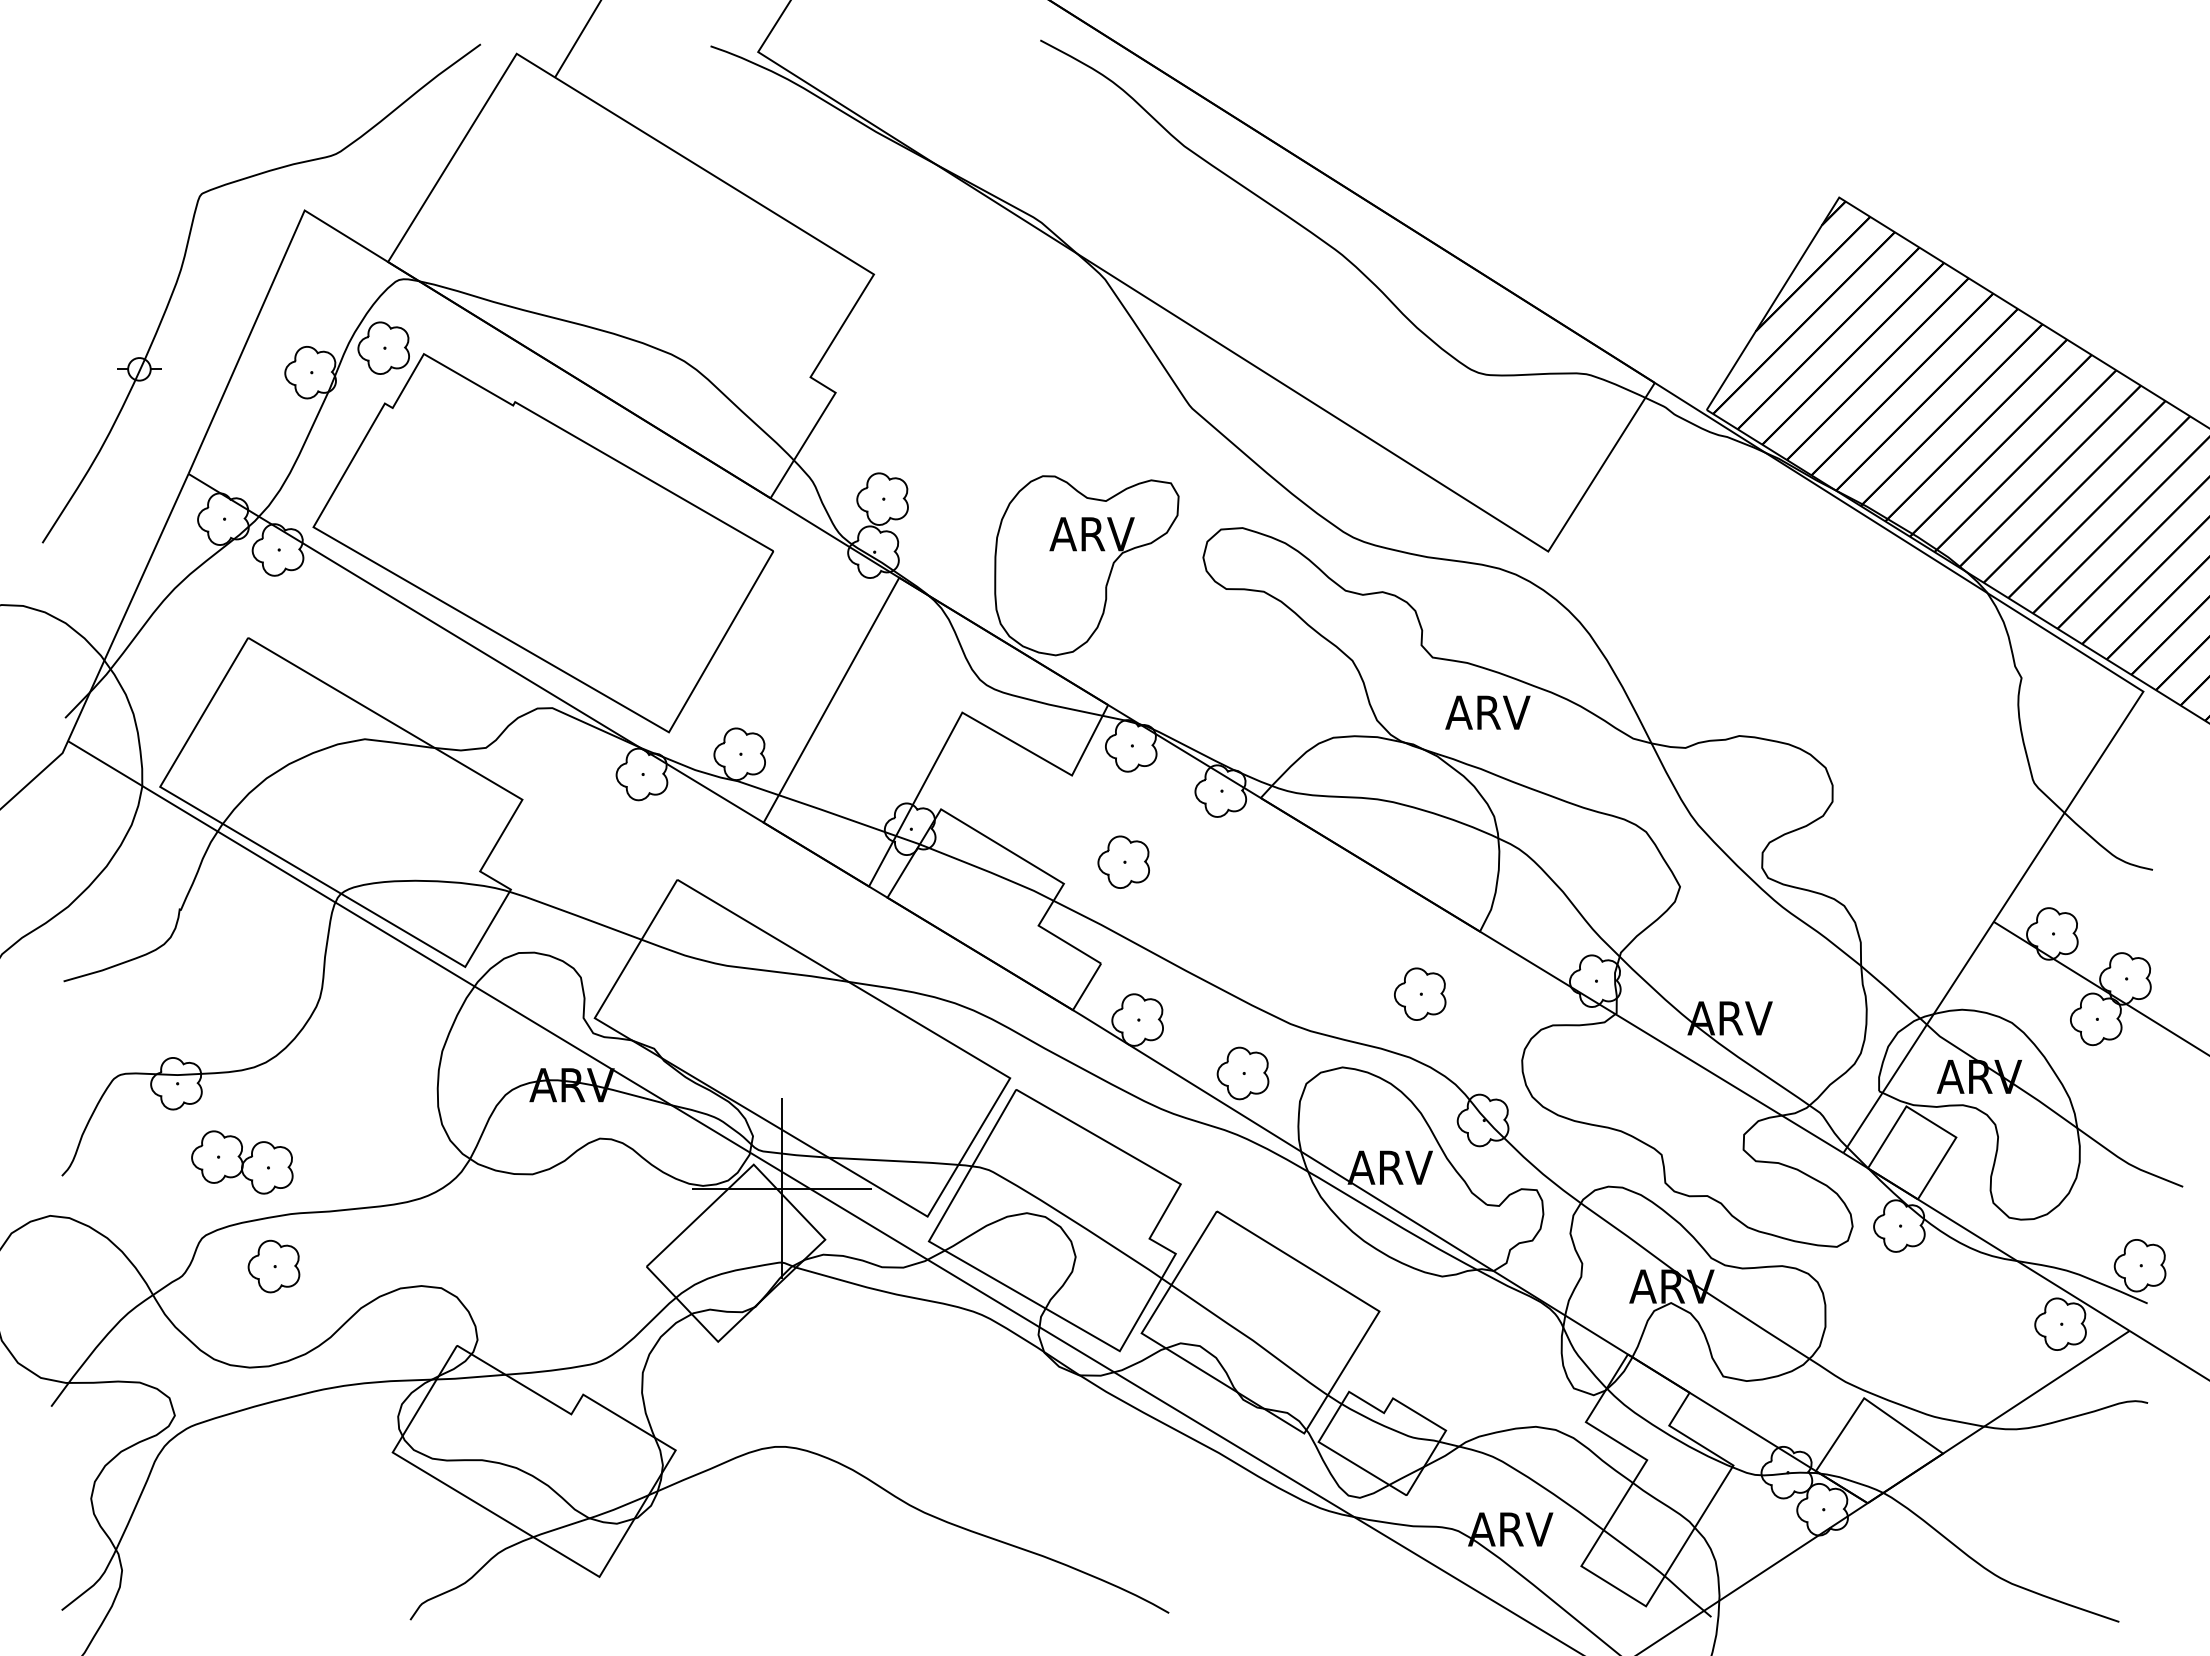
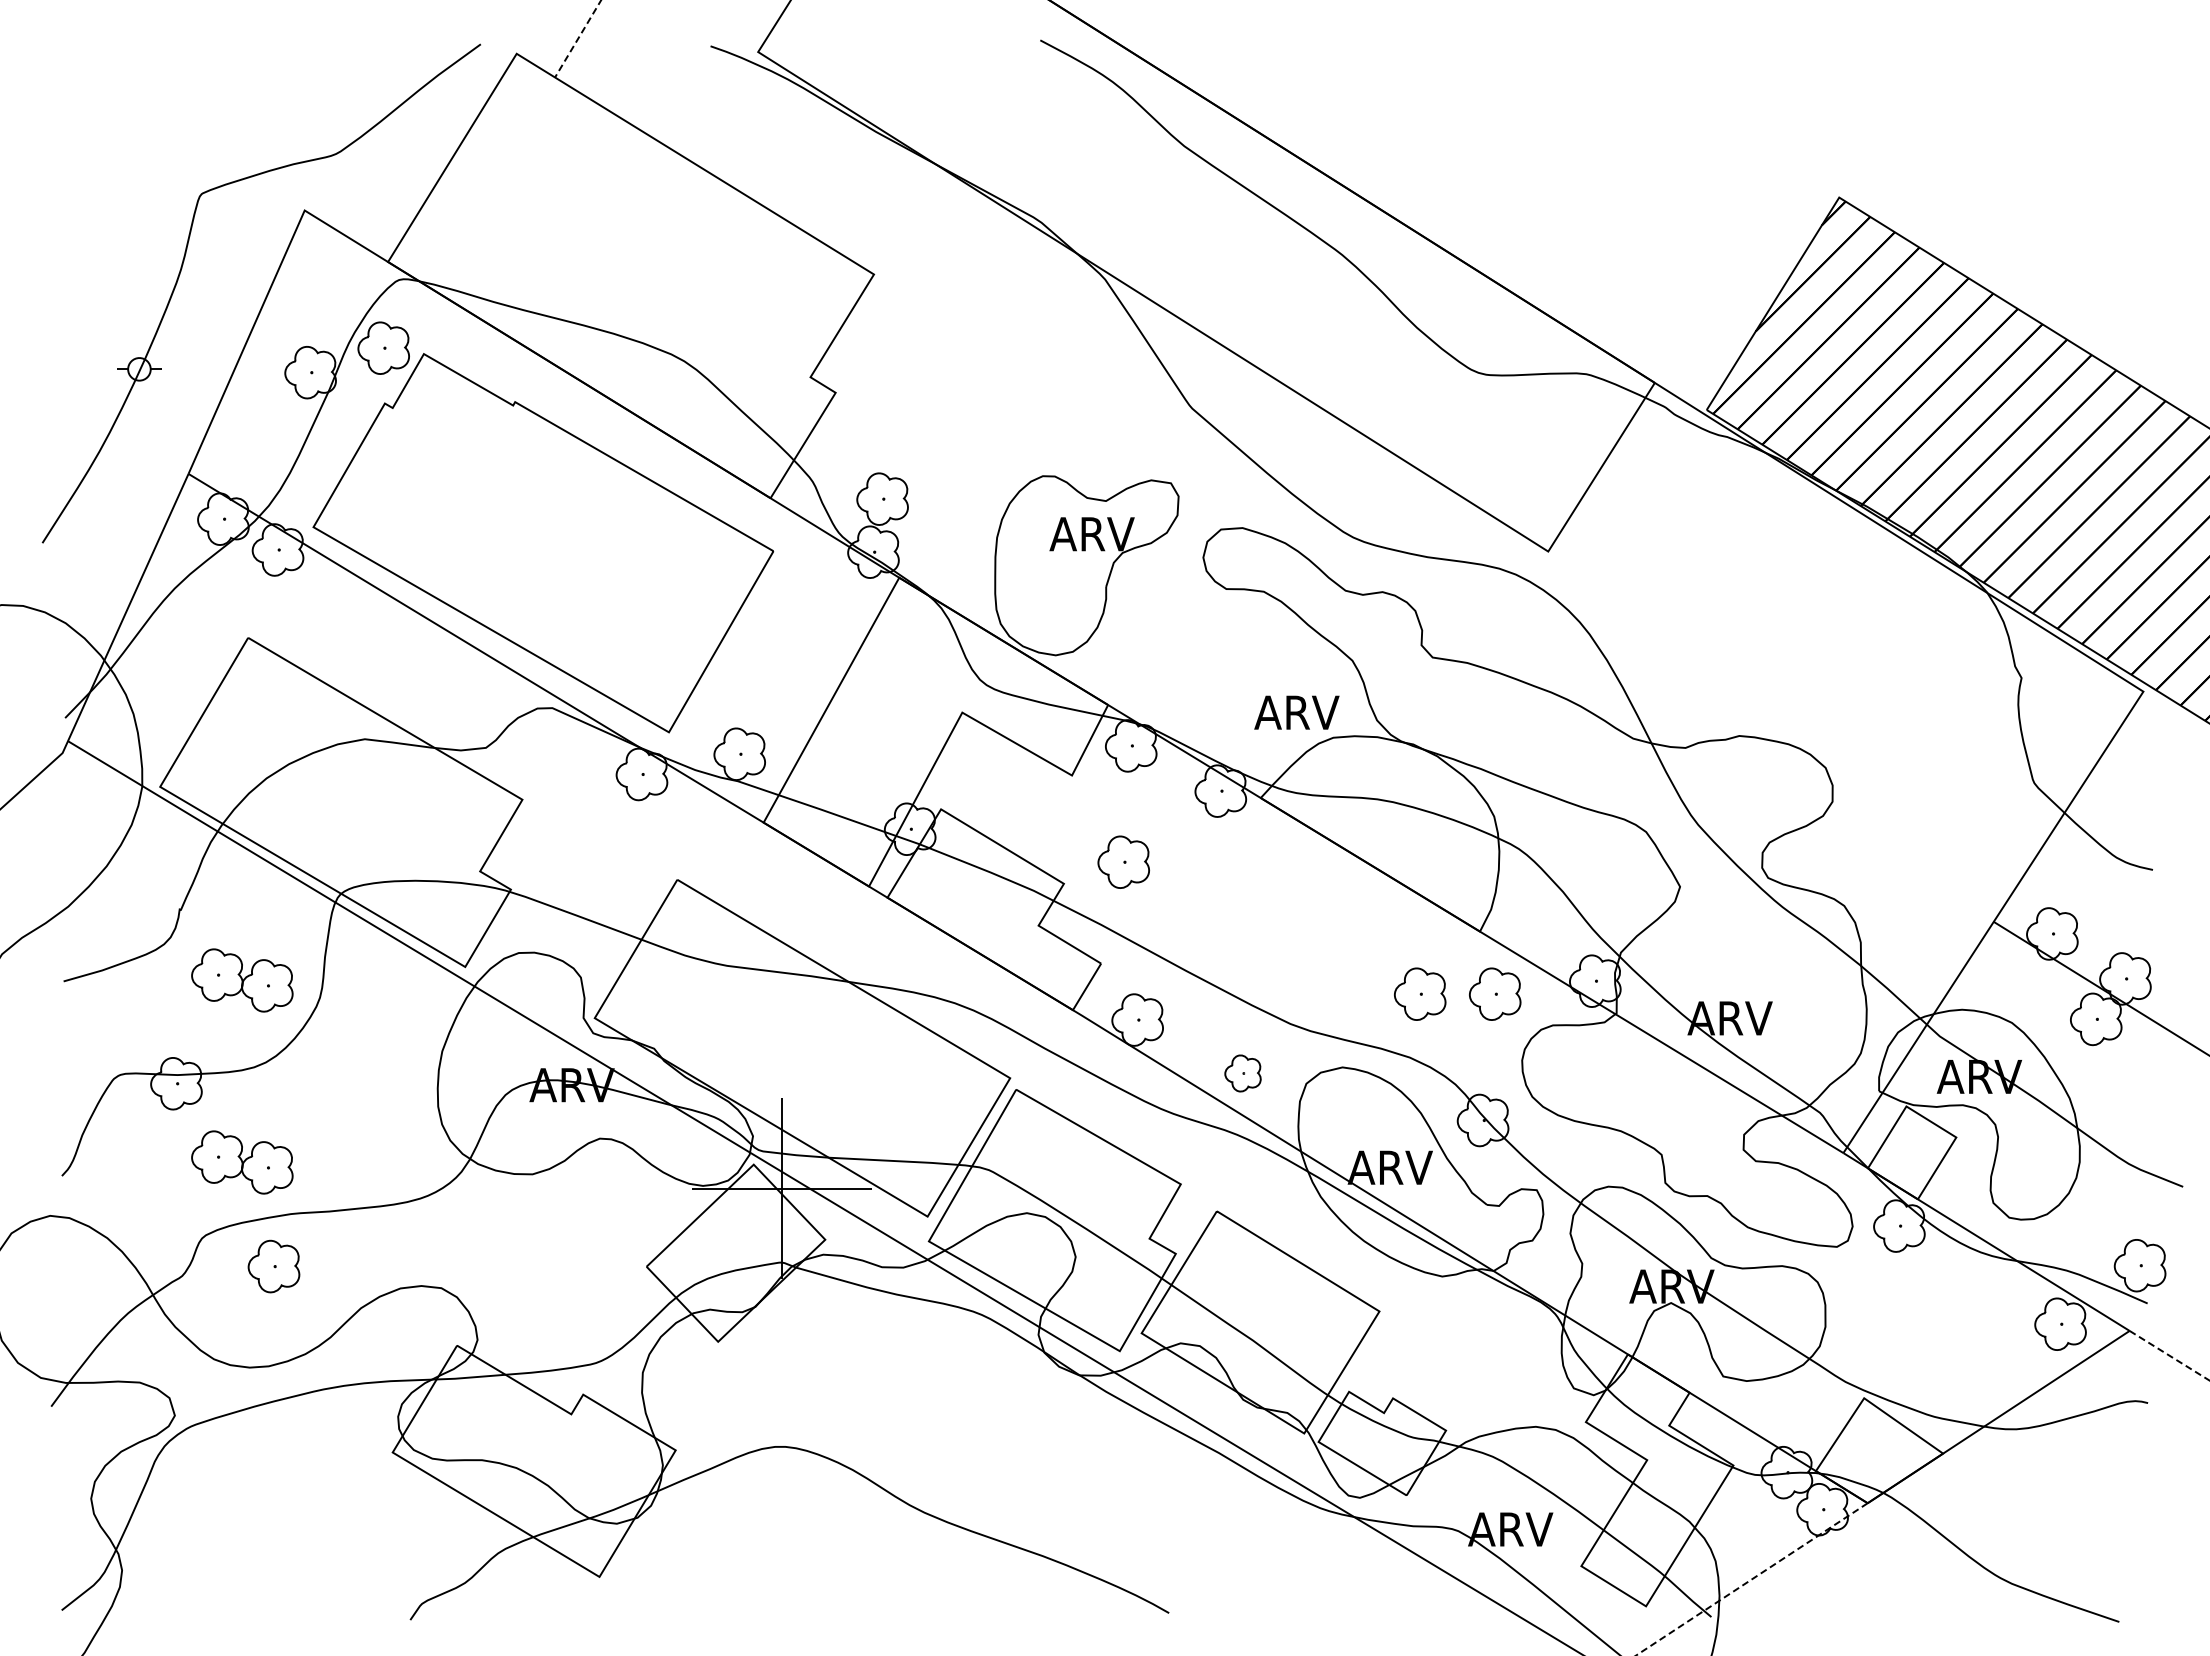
line: solid -> dashed (578, 38)
text position: (1487, 712) -> (1296, 712) (1296, 712)
part: none -> present (242, 980)
part: none -> present (1495, 993)
part size: 54x55 px -> 38x39 px (1242, 1073)
line: solid -> dashed (2169, 1355)
line: solid -> dashed (1751, 1579)
